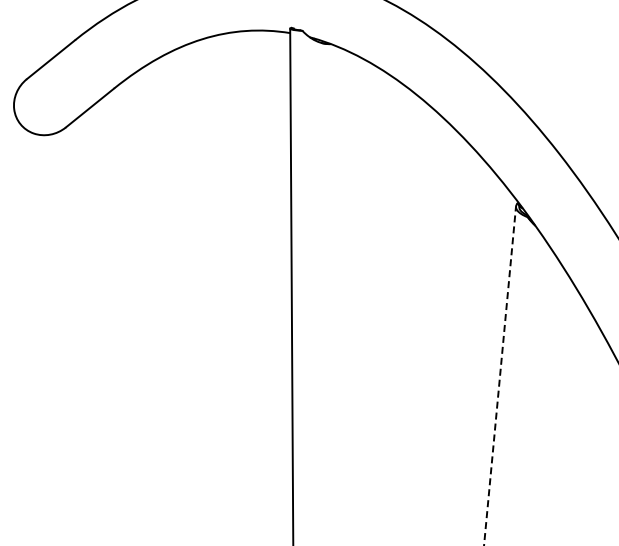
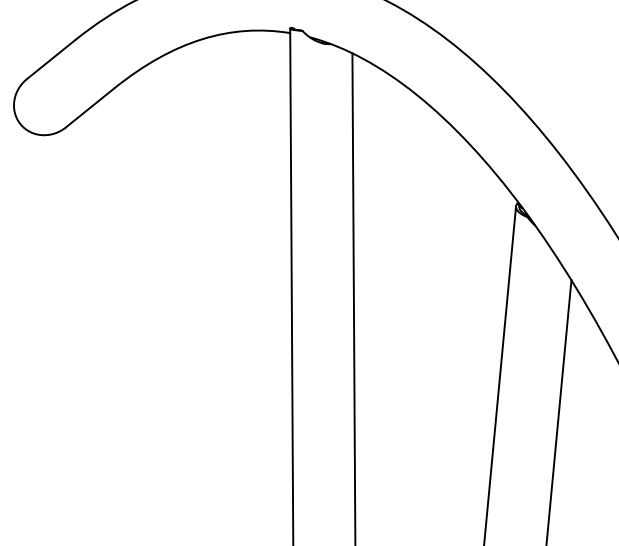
line: none -> present (353, 297)
line: dashed -> solid (500, 375)
line: none -> present (558, 411)
